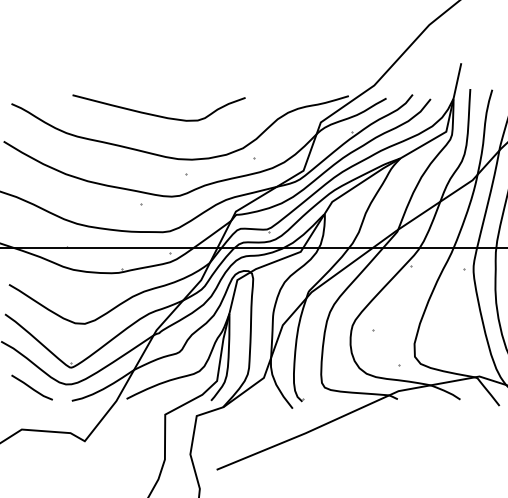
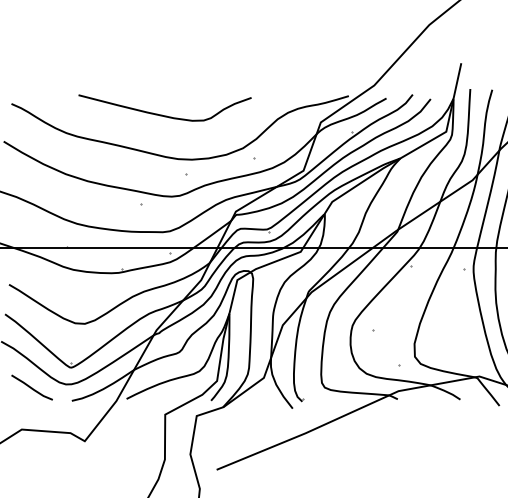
curve position: (156, 114) -> (162, 114) (162, 114)
